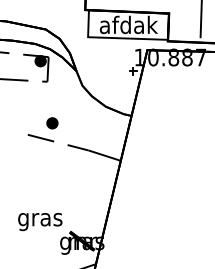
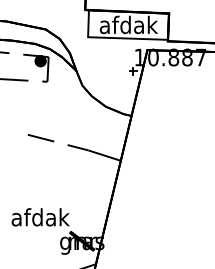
line: present -> none (200, 19)
part: present -> none (52, 123)
text: gras -> afdak (40, 219)
